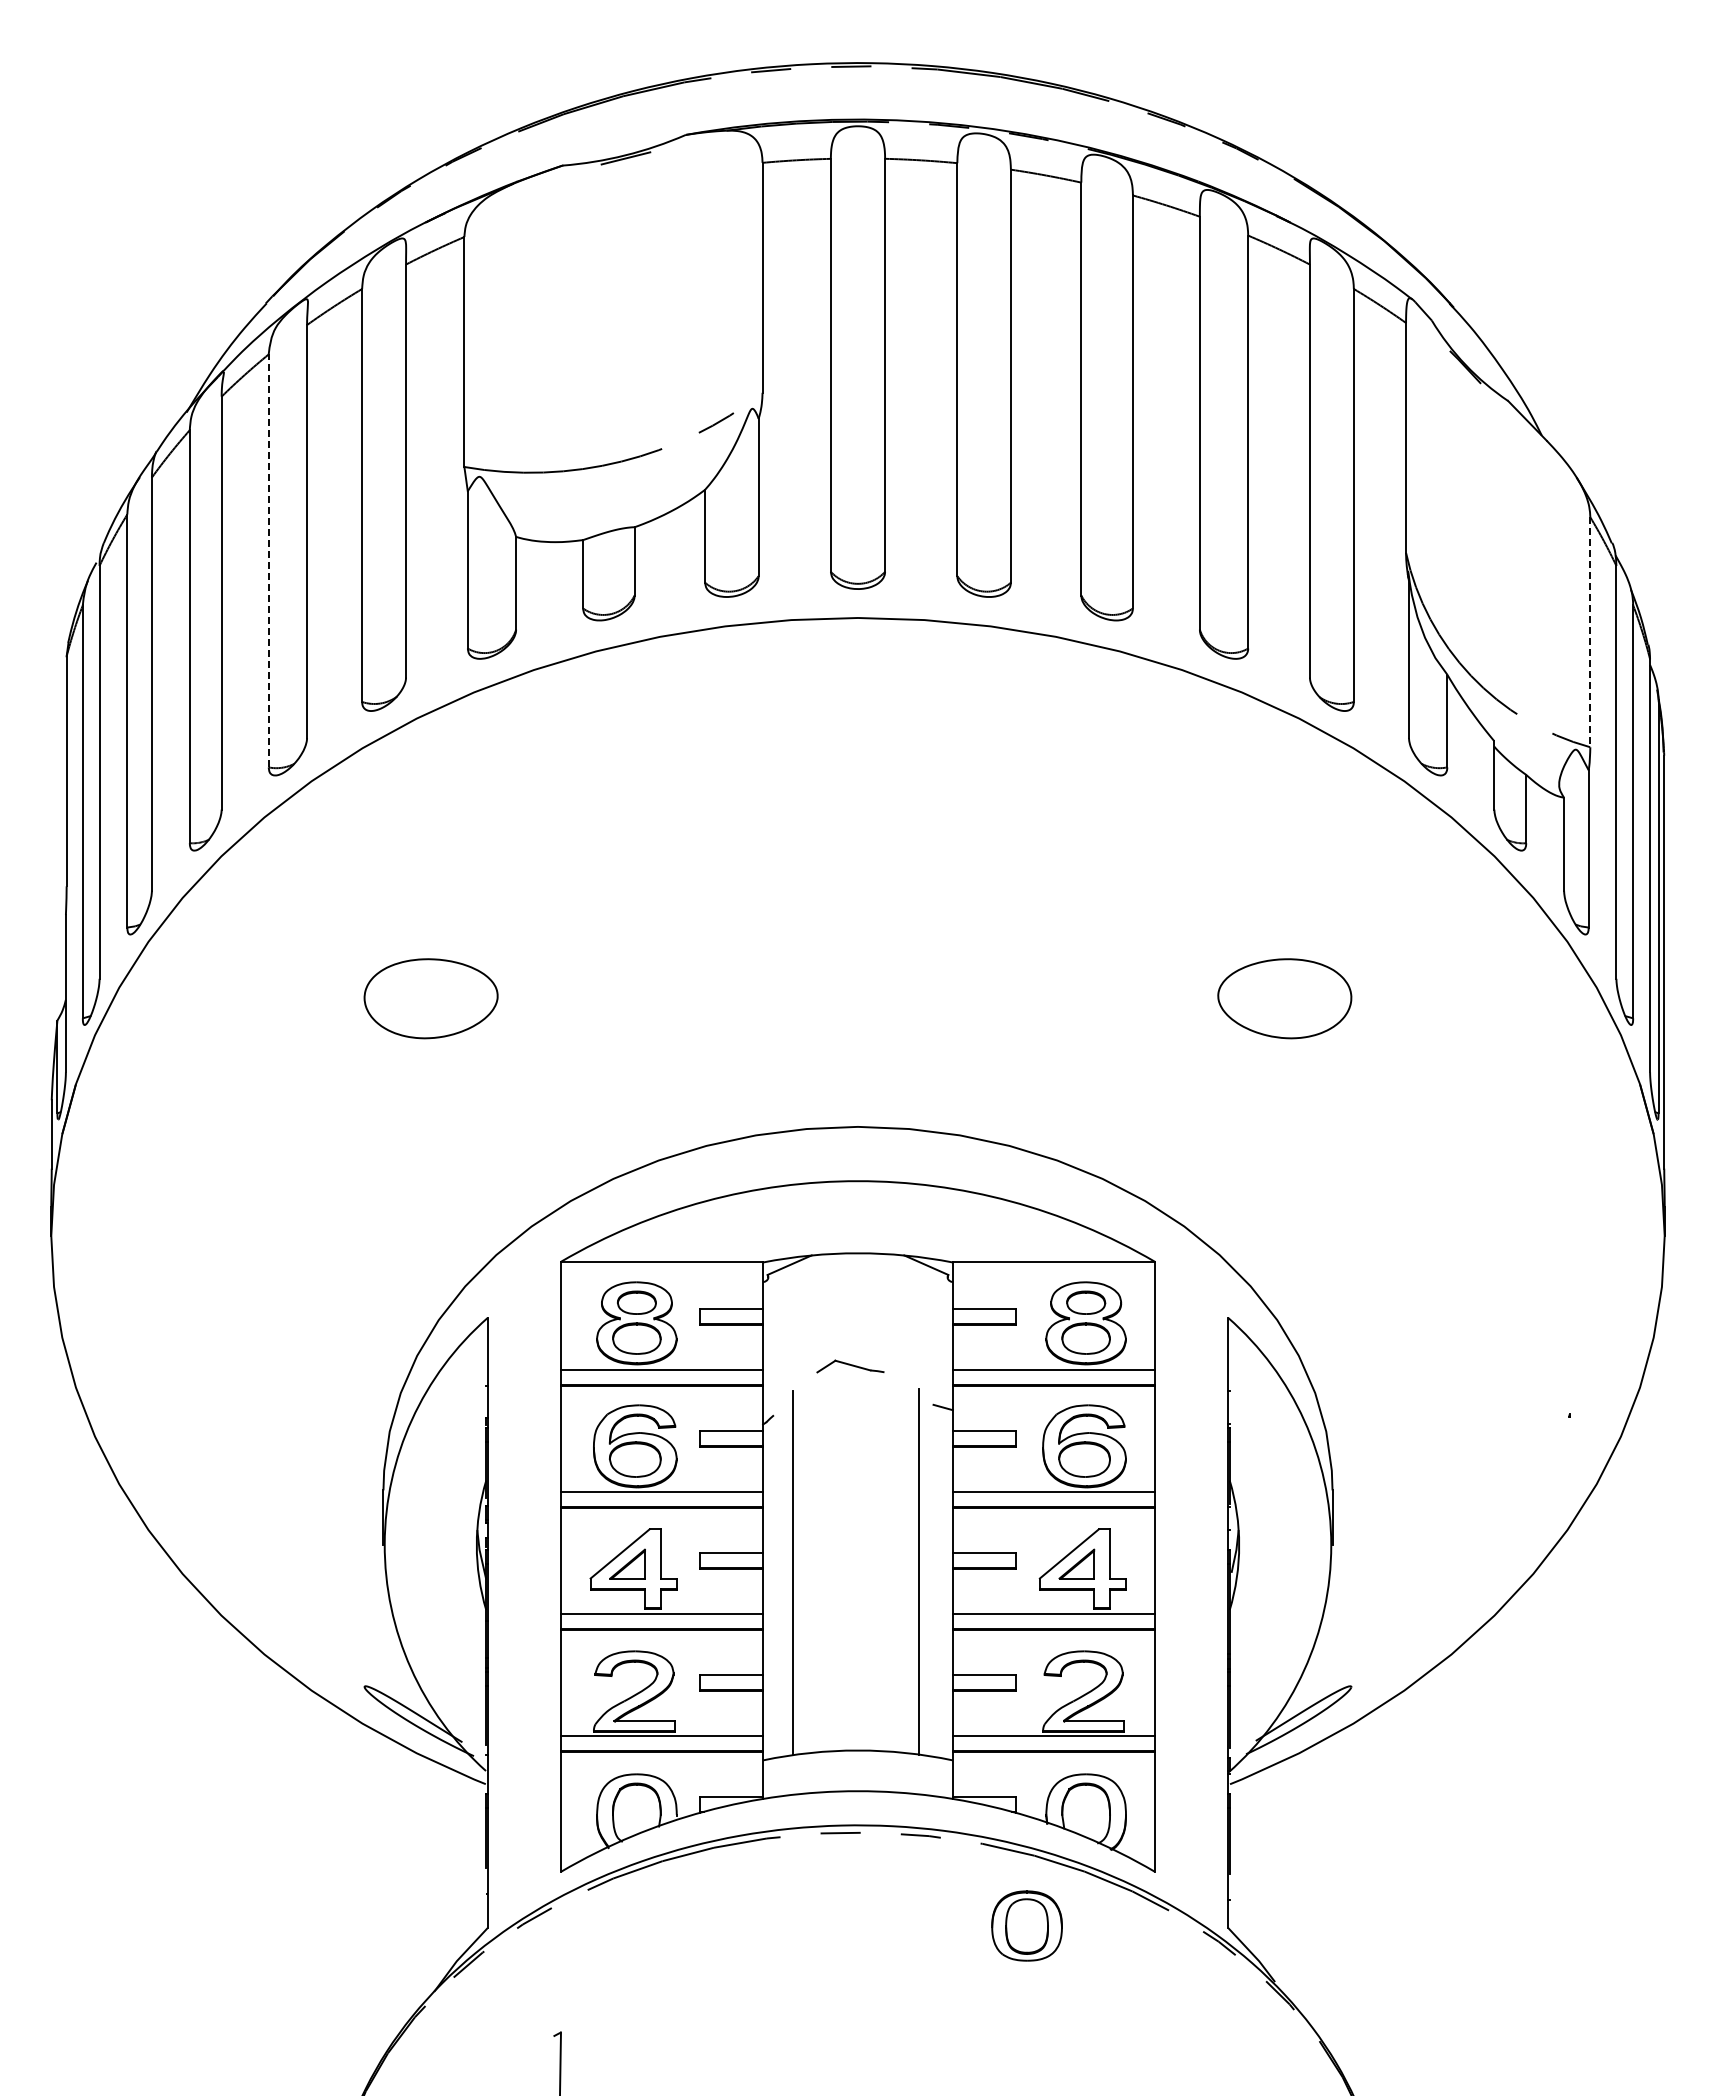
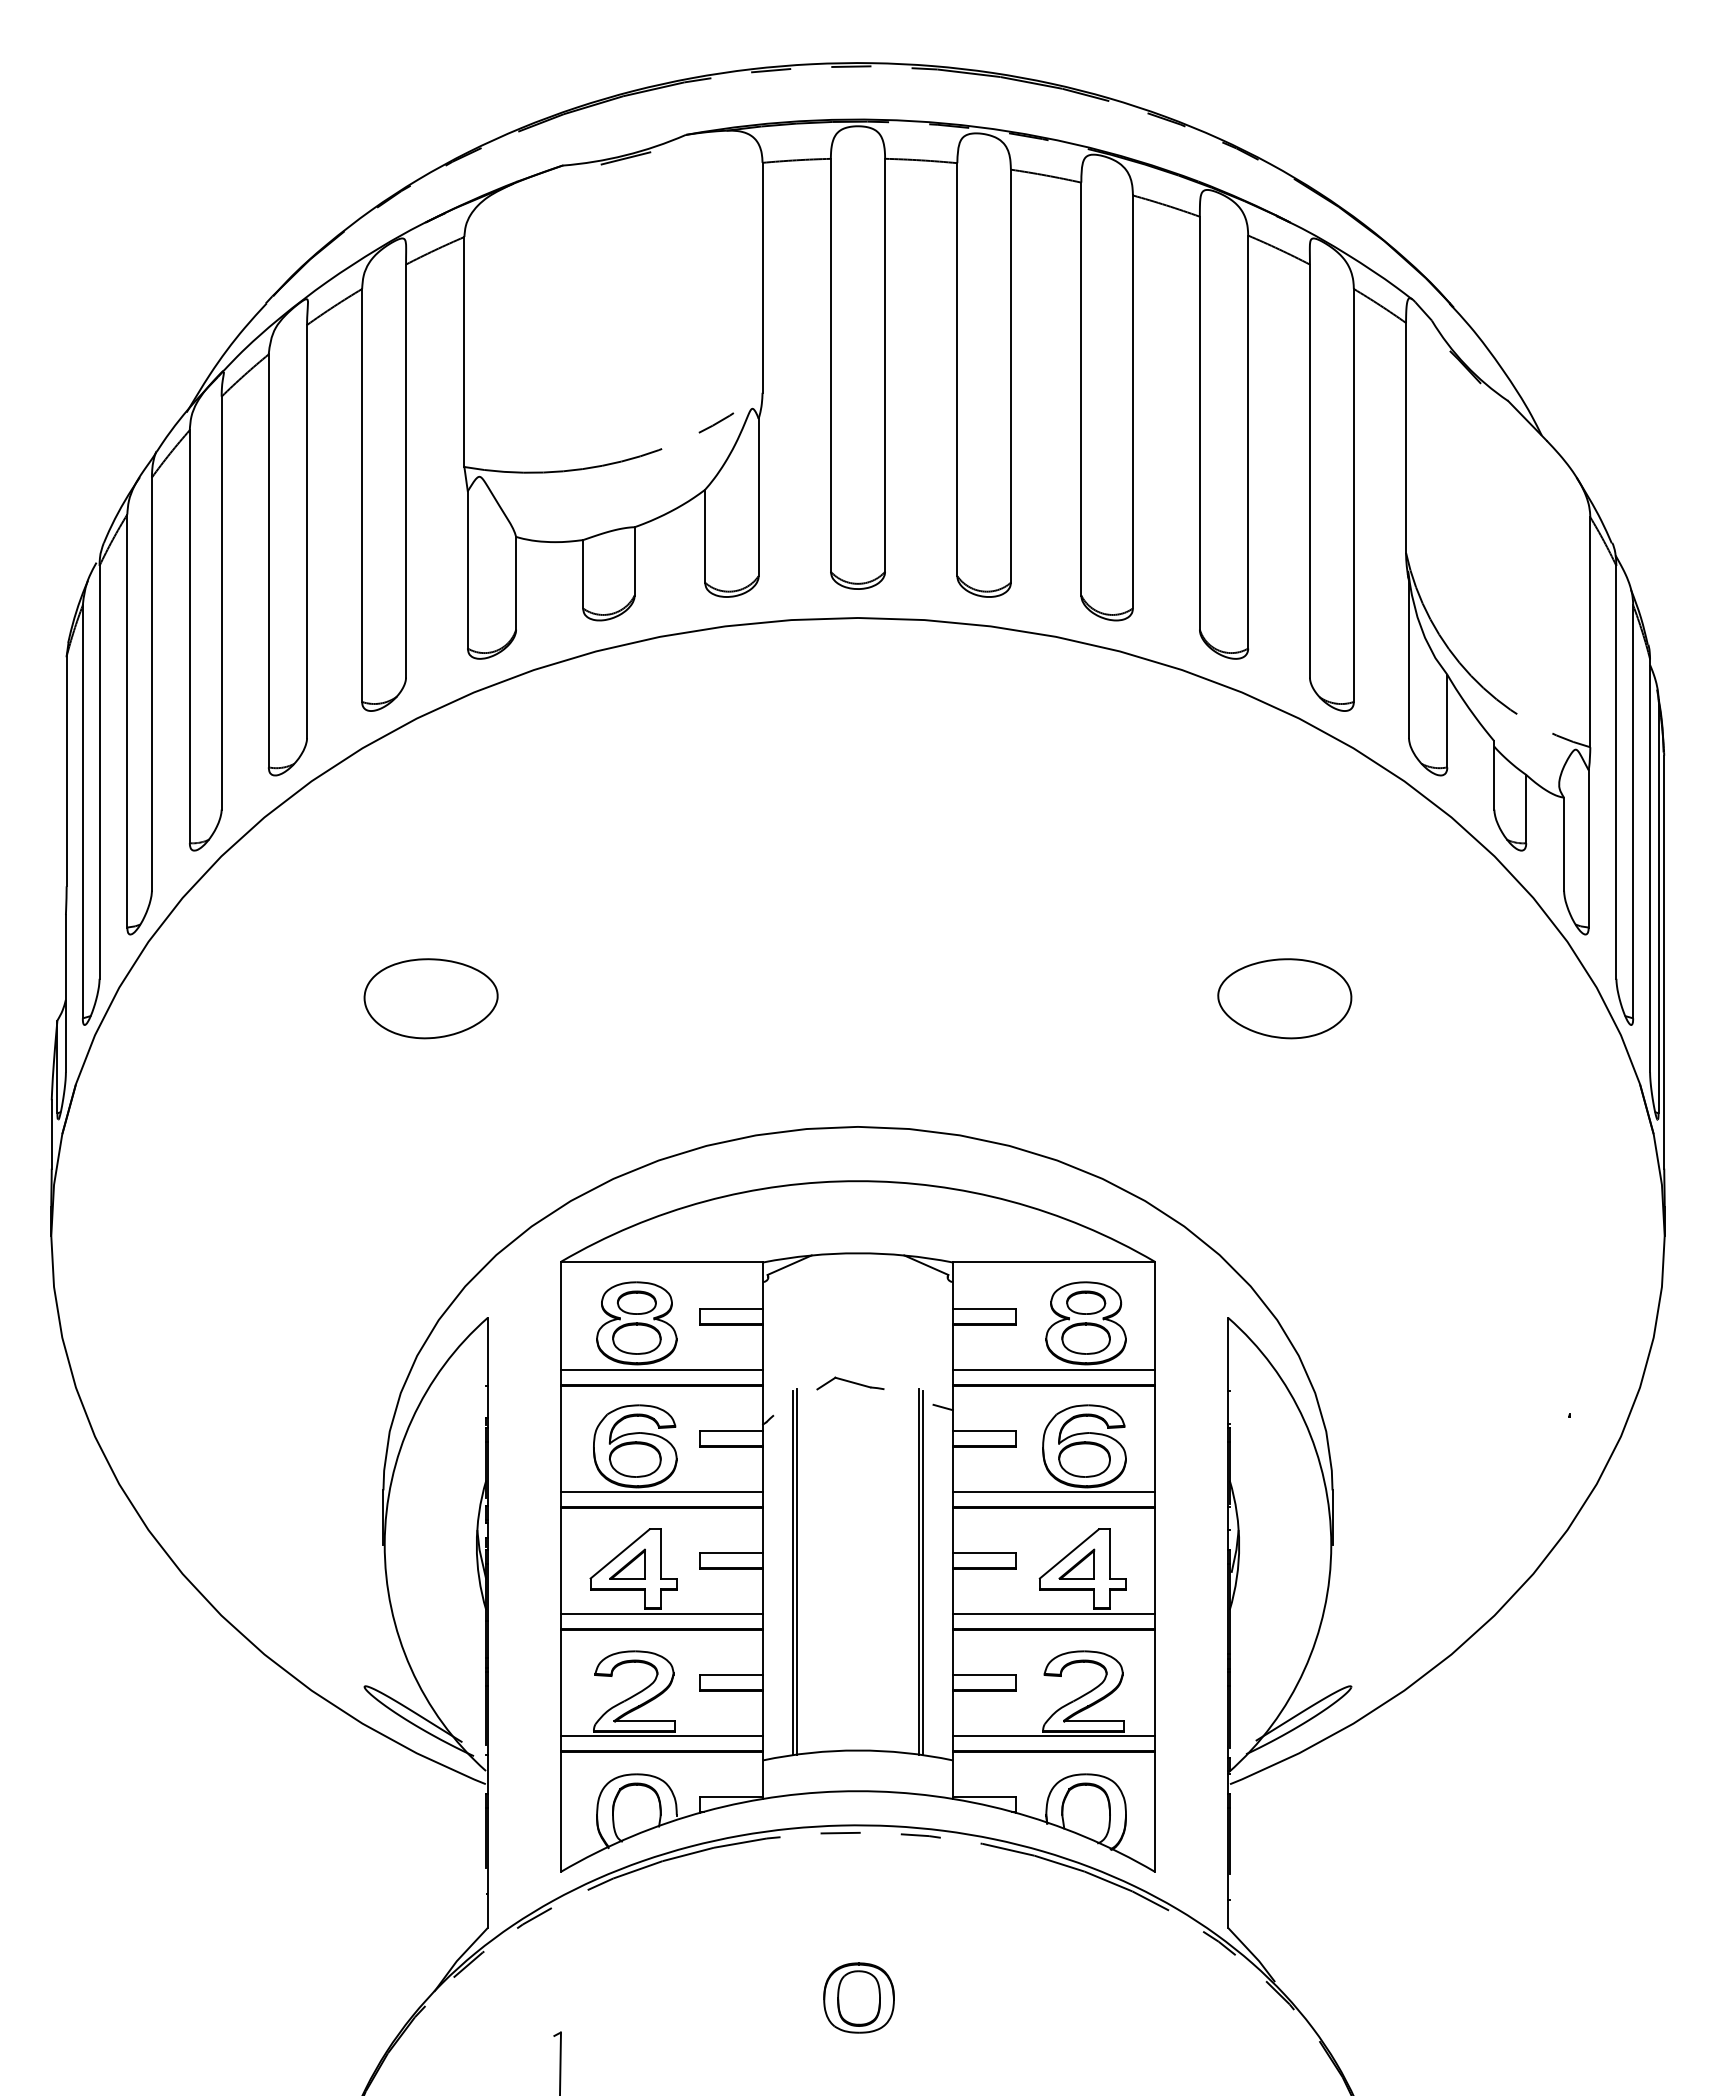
line: dashed -> solid (268, 560)
line: dashed -> solid (1590, 632)
part position: (850, 1366) -> (850, 1383) (850, 1383)
line: none -> present (796, 1571)
line: none -> present (923, 1573)
part position: (1026, 1925) -> (858, 1997) (858, 1997)
